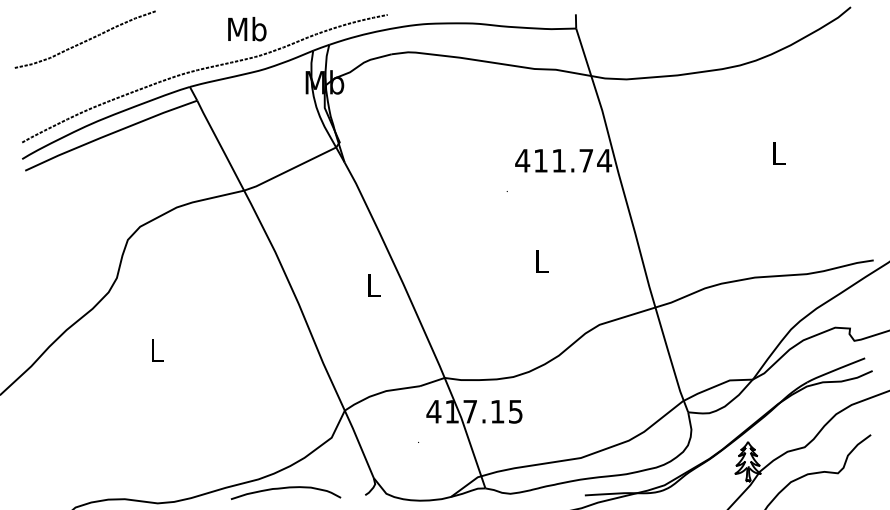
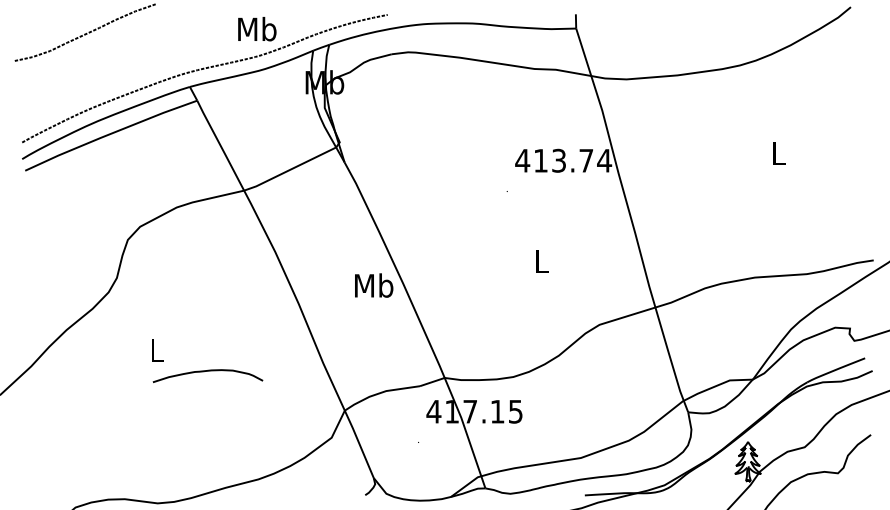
text position: (247, 29) -> (257, 29) (257, 29)
curve position: (84, 40) -> (84, 33) (84, 33)
text: 411.74 -> 413.74 (558, 160)
text: L -> Mb (374, 285)
curve position: (285, 488) -> (207, 371) (207, 371)
